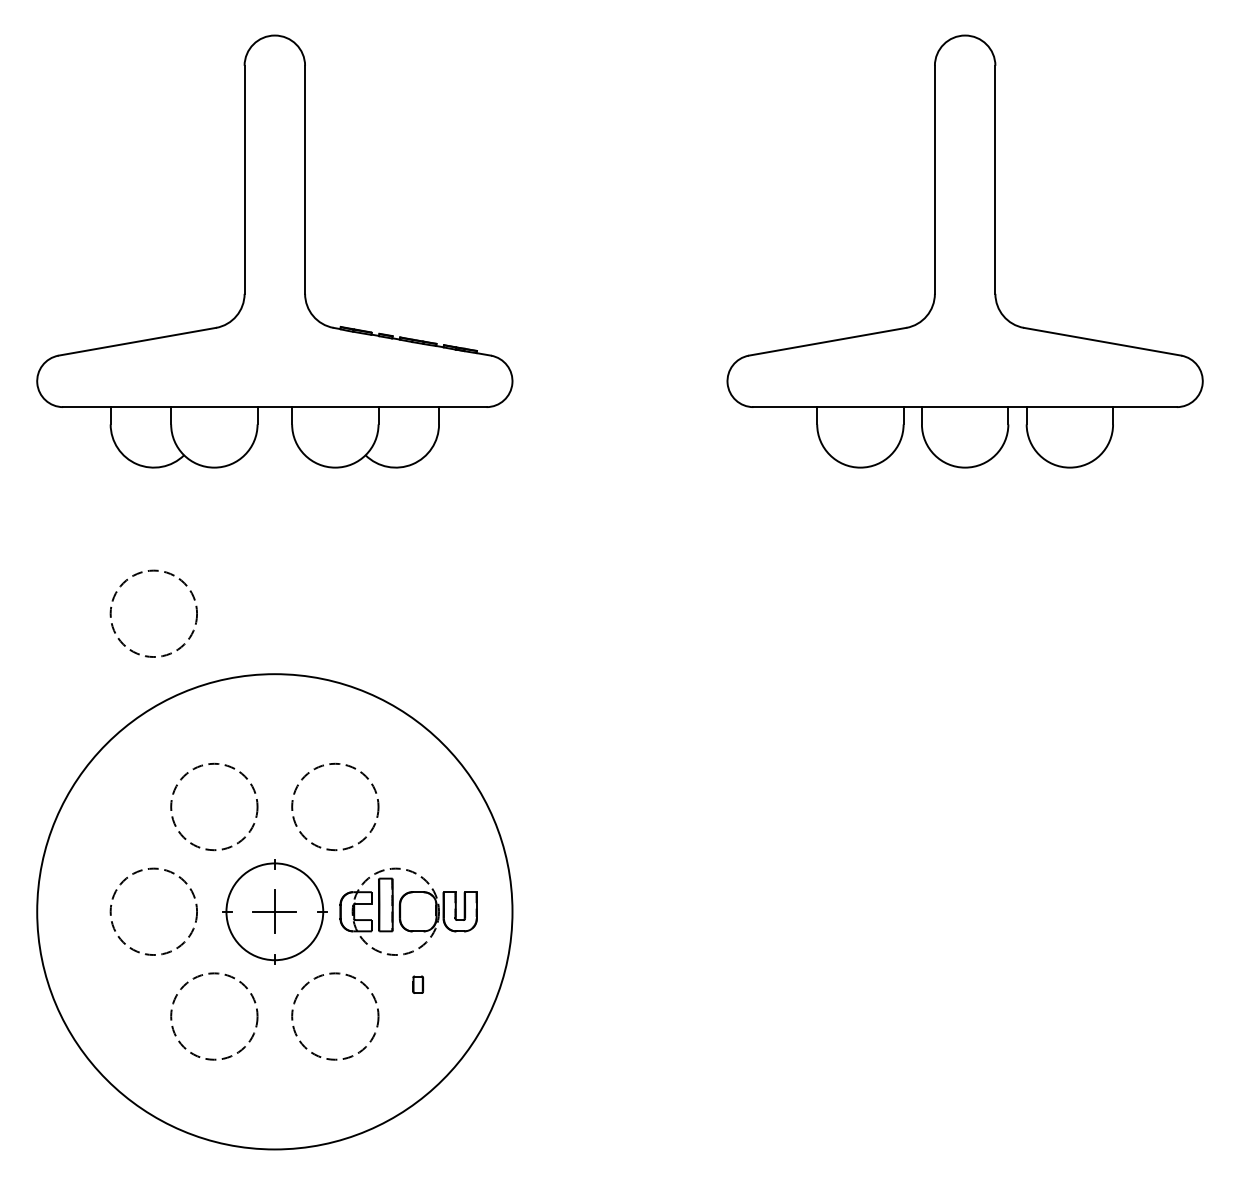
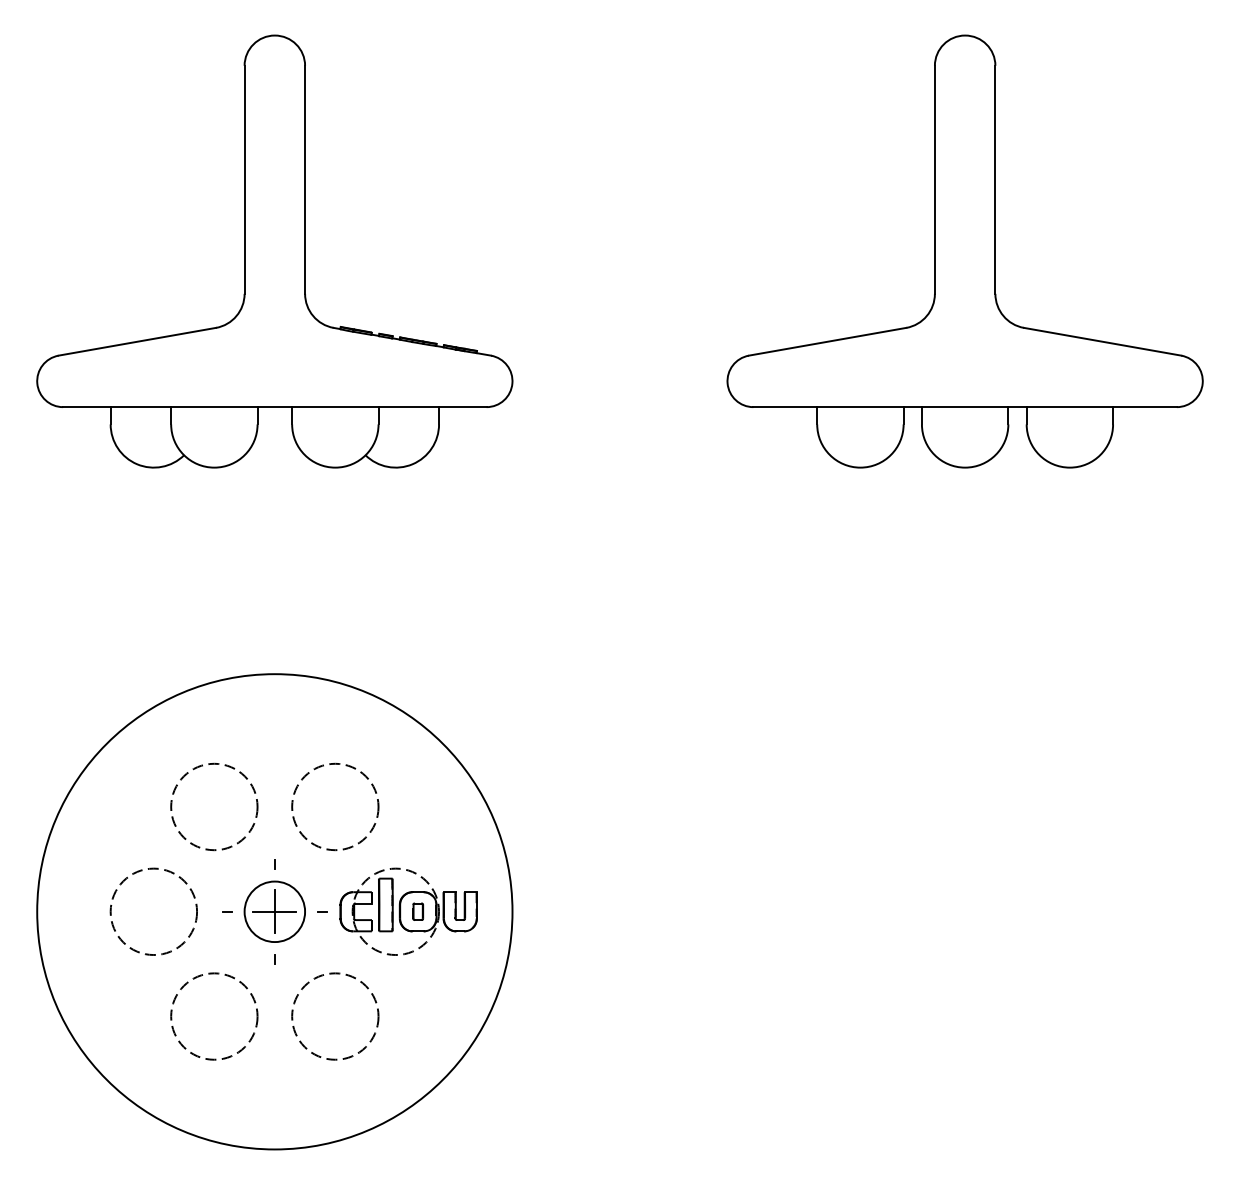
circle: present -> none (153, 613)
circle diameter: 97 px -> 60 px (274, 911)
part position: (418, 984) -> (418, 911) (418, 911)
